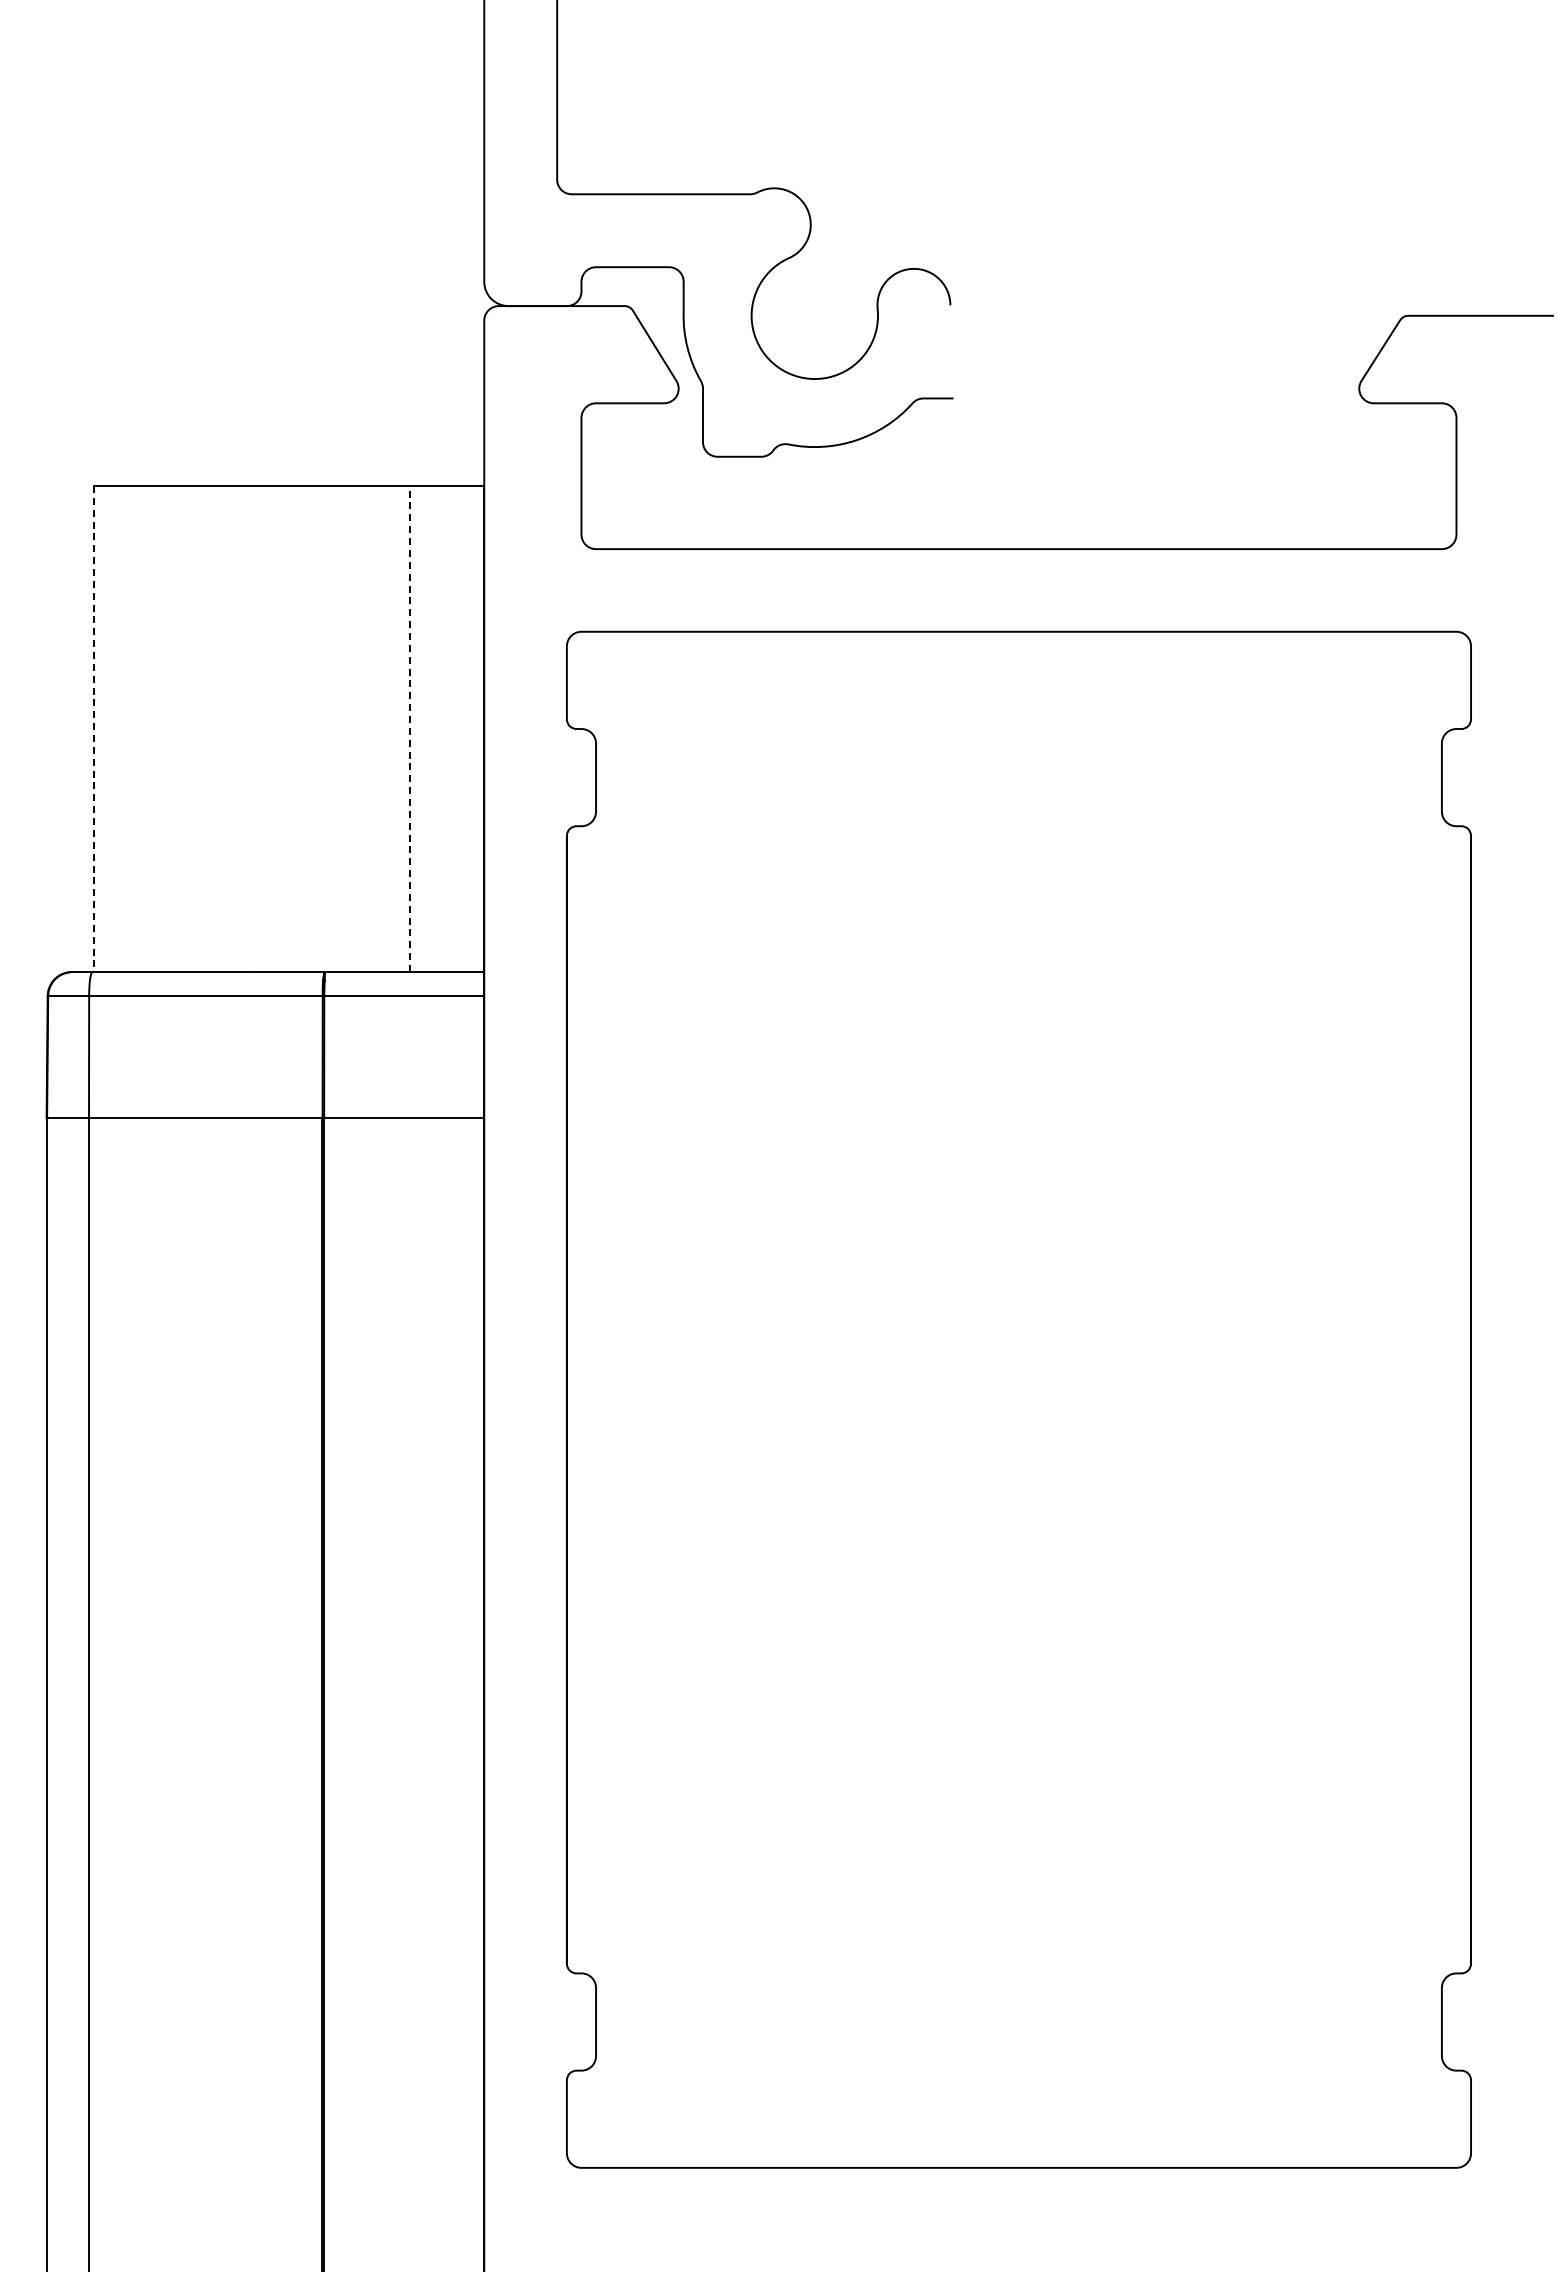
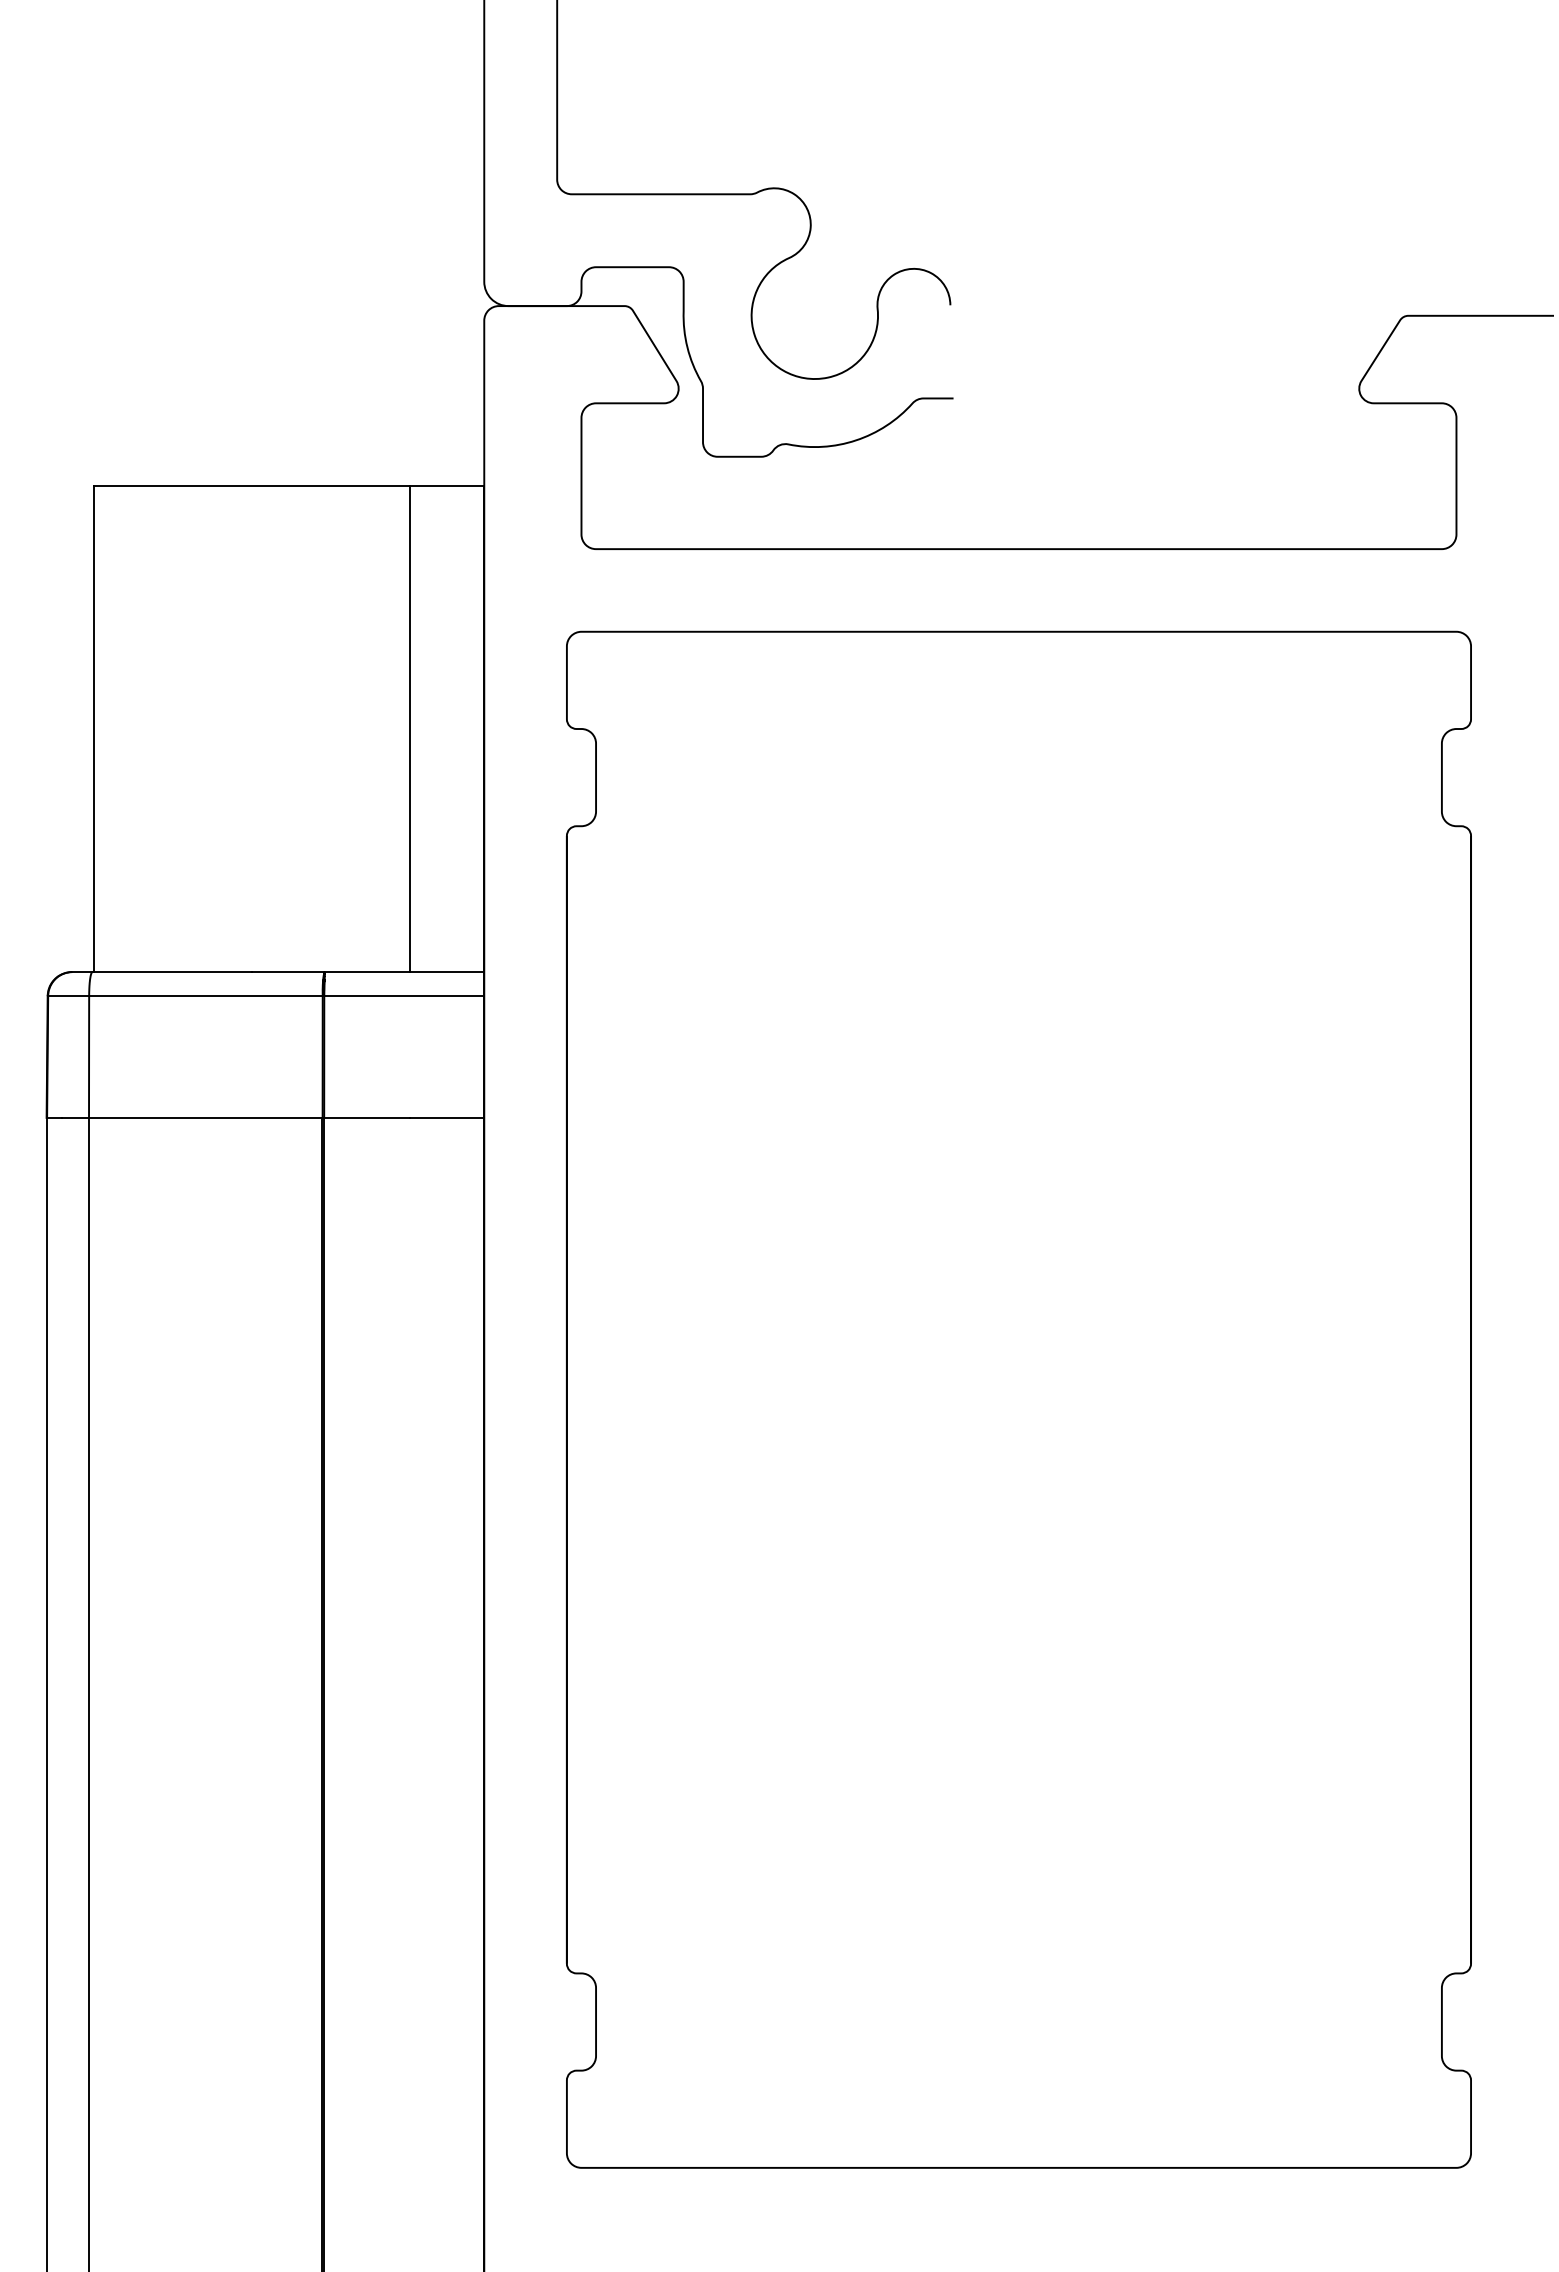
line: dashed -> solid (409, 728)
line: dashed -> solid (93, 729)
